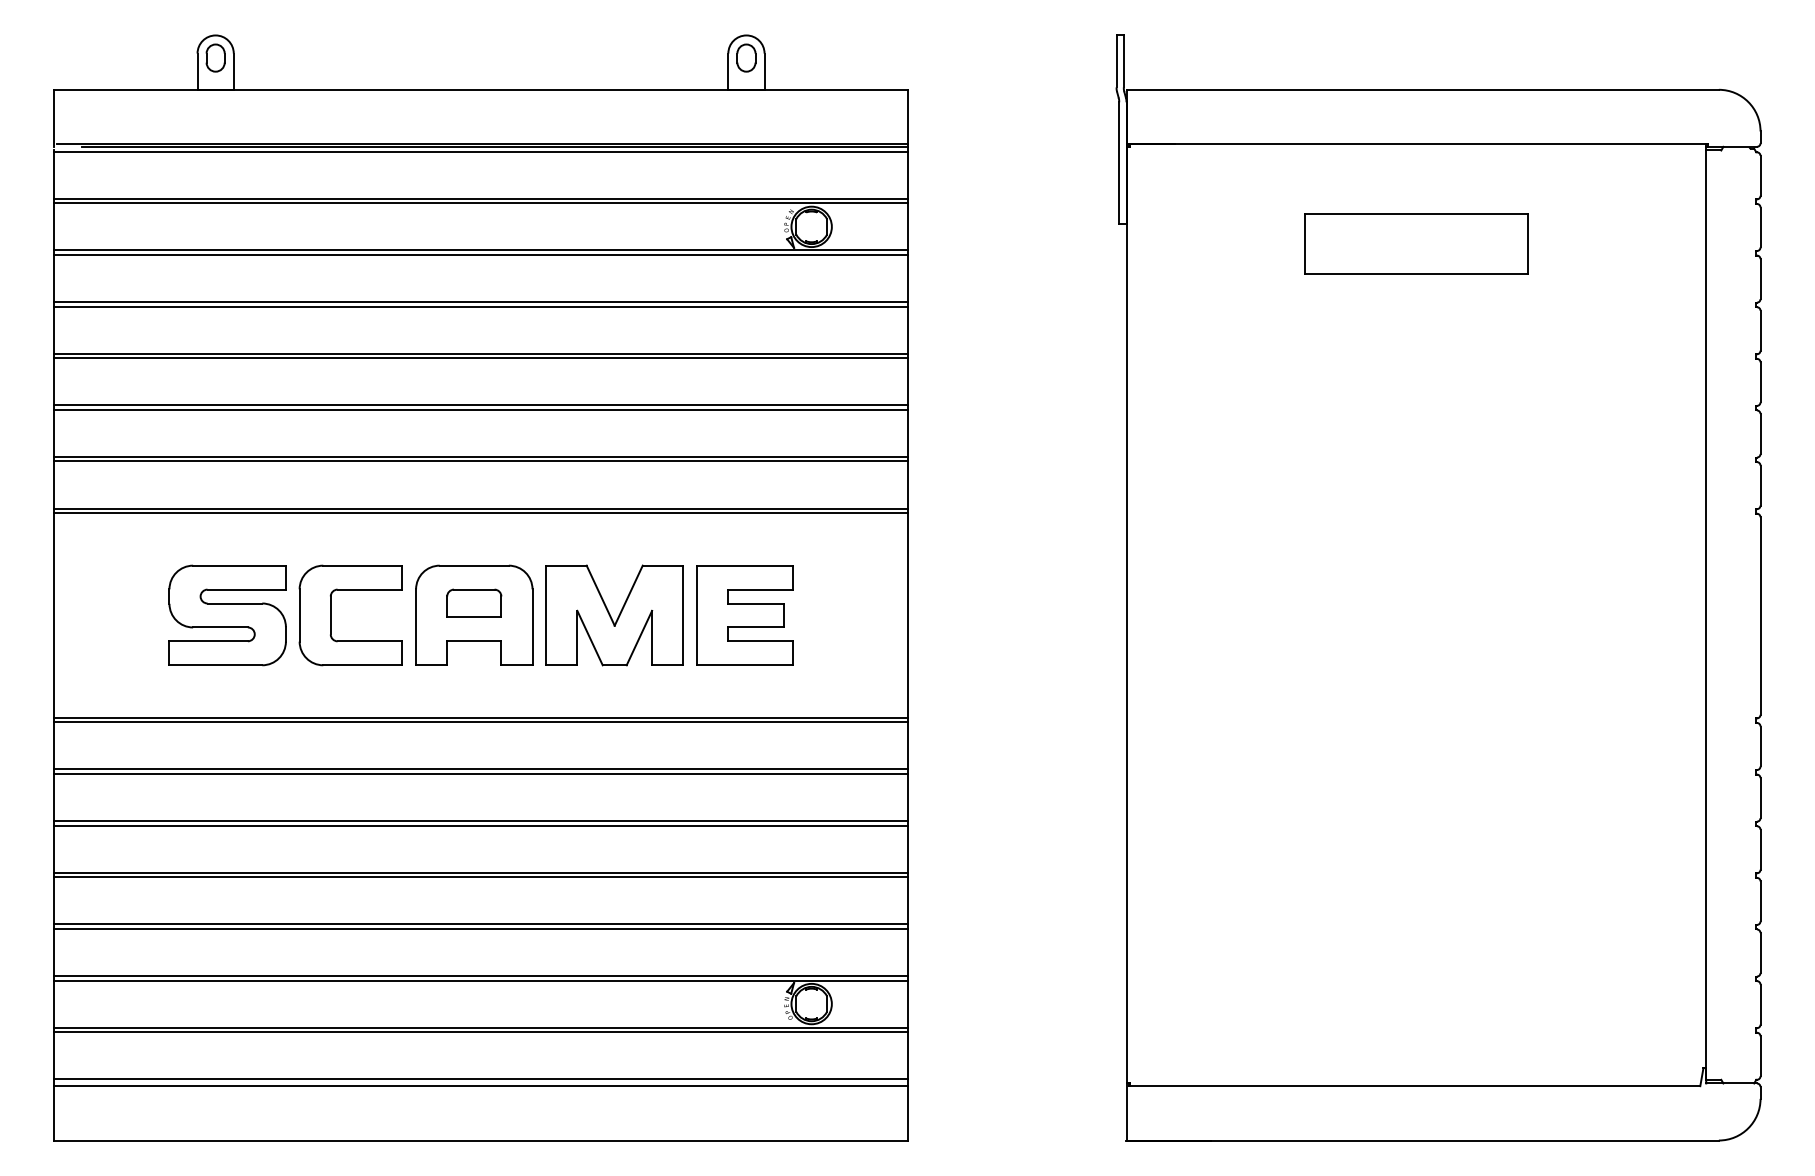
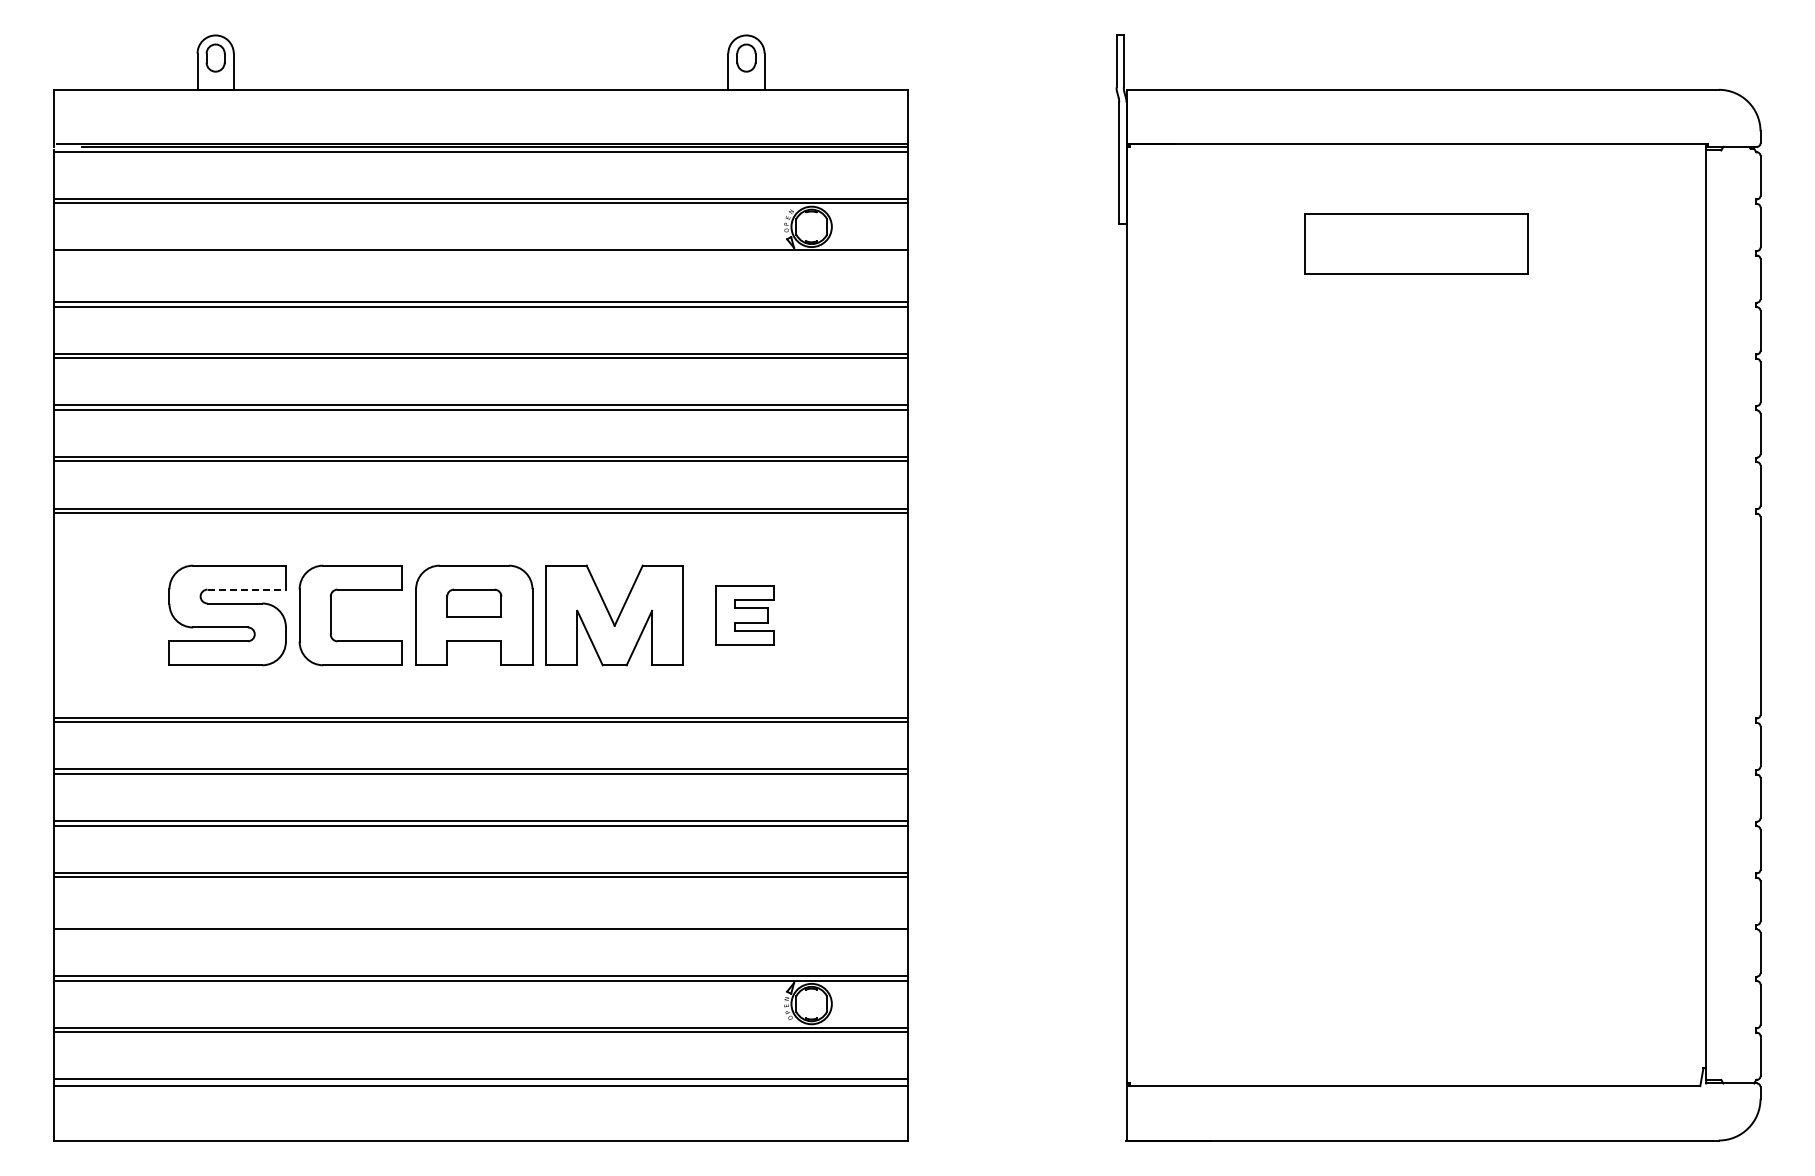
line: present -> none (480, 254)
line: solid -> dashed (247, 589)
part size: 98x101 px -> 60x61 px (744, 615)
line: present -> none (480, 924)
